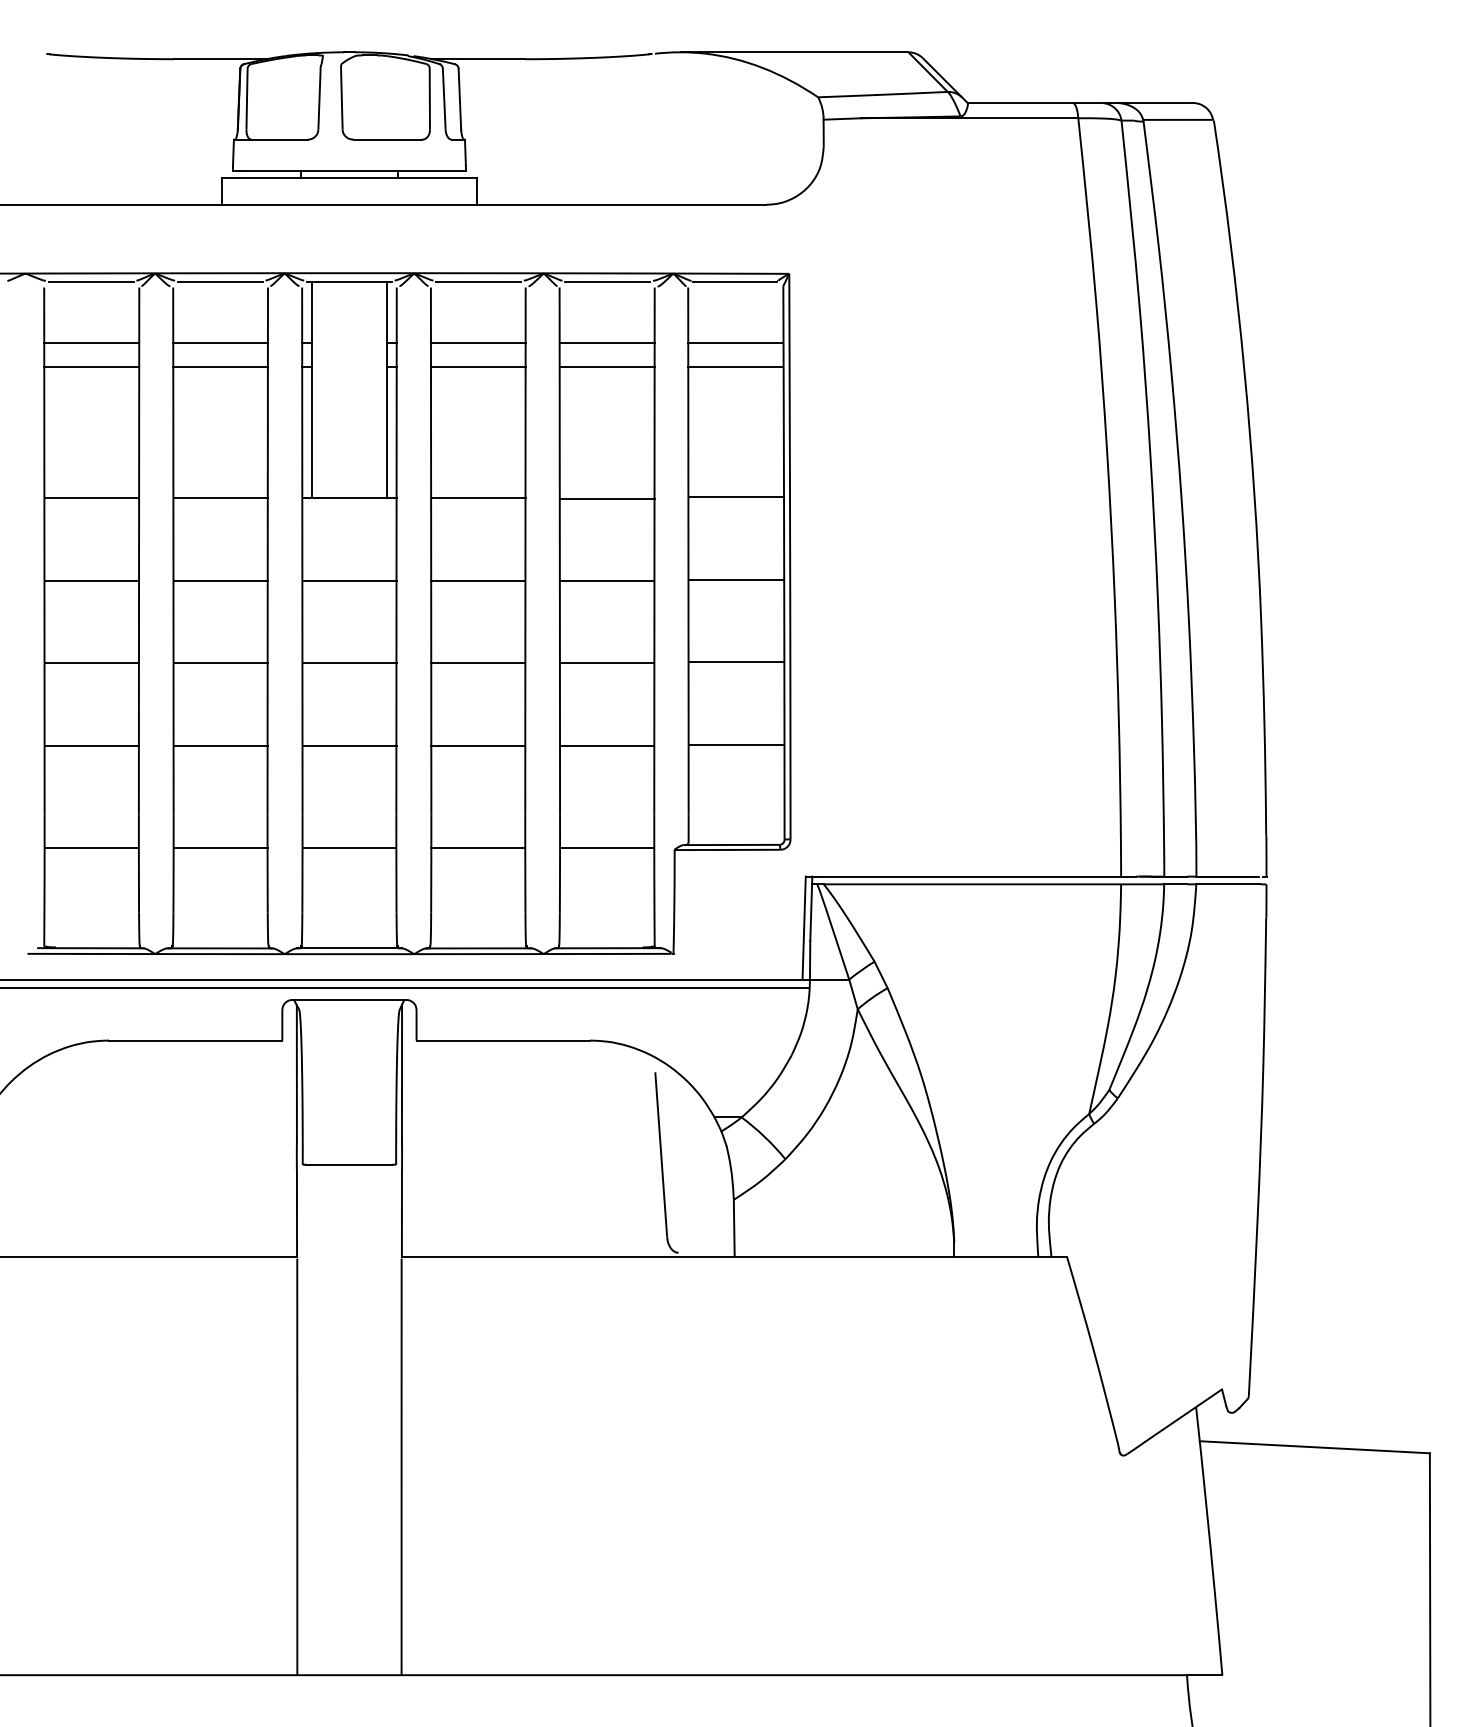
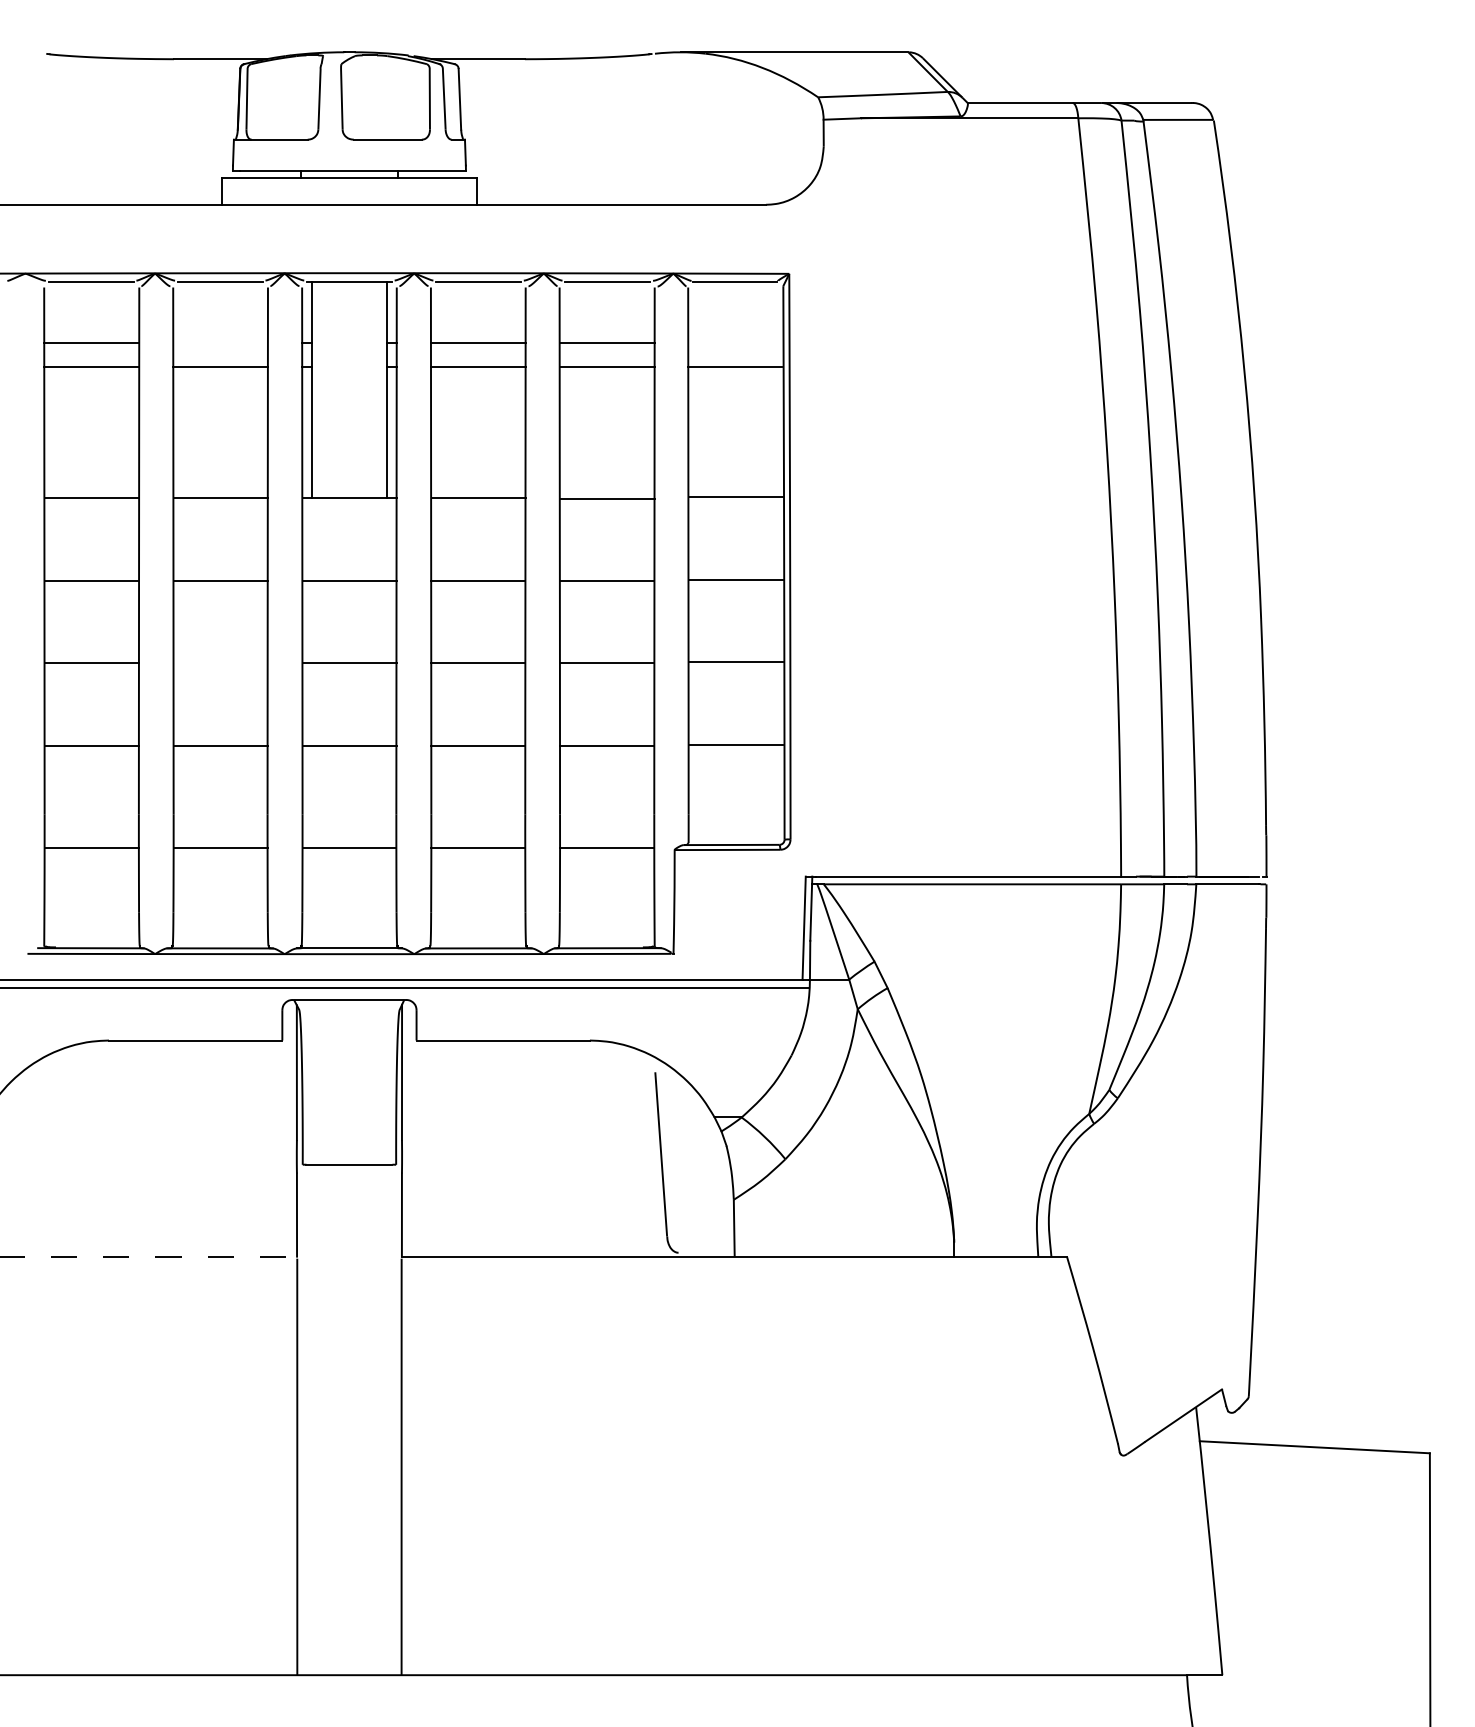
line: present -> none (220, 343)
line: present -> none (735, 343)
line: present -> none (220, 663)
line: solid -> dashed (148, 1256)
